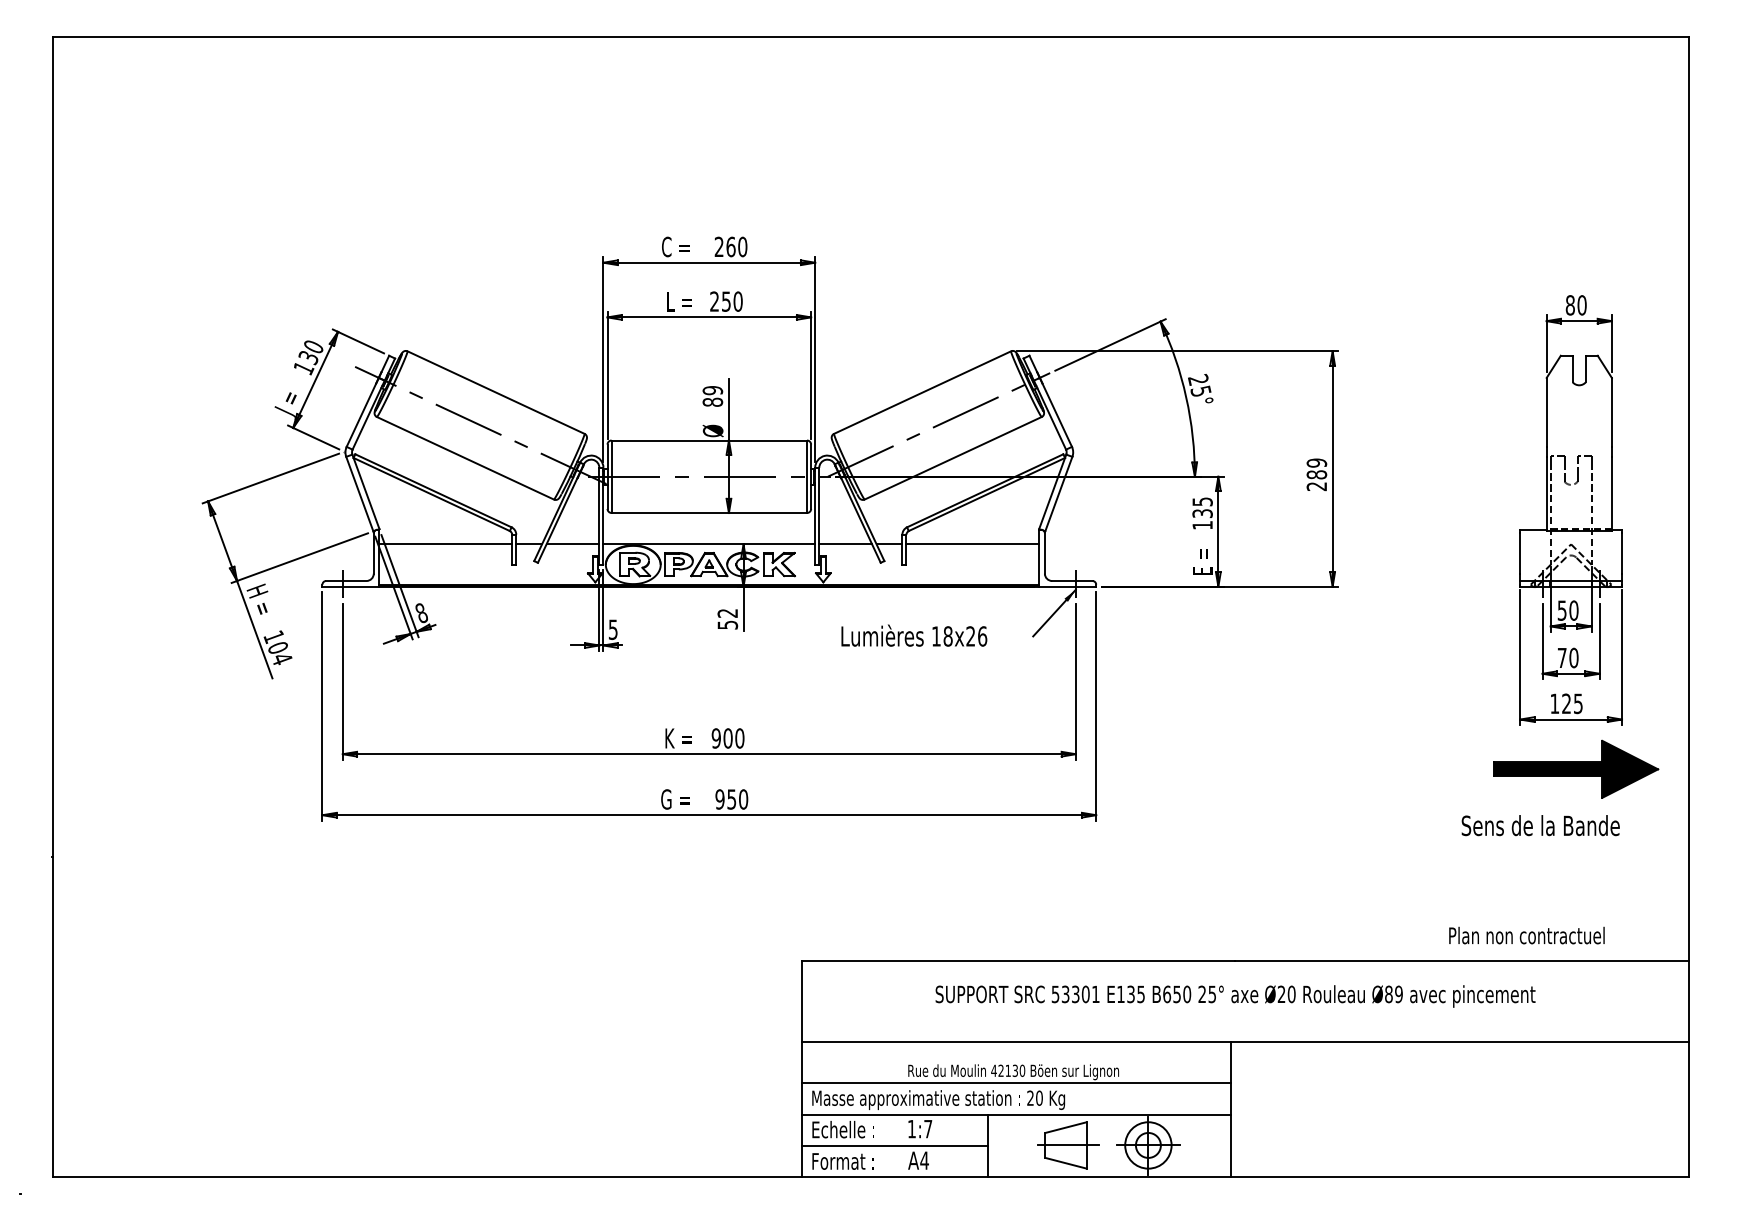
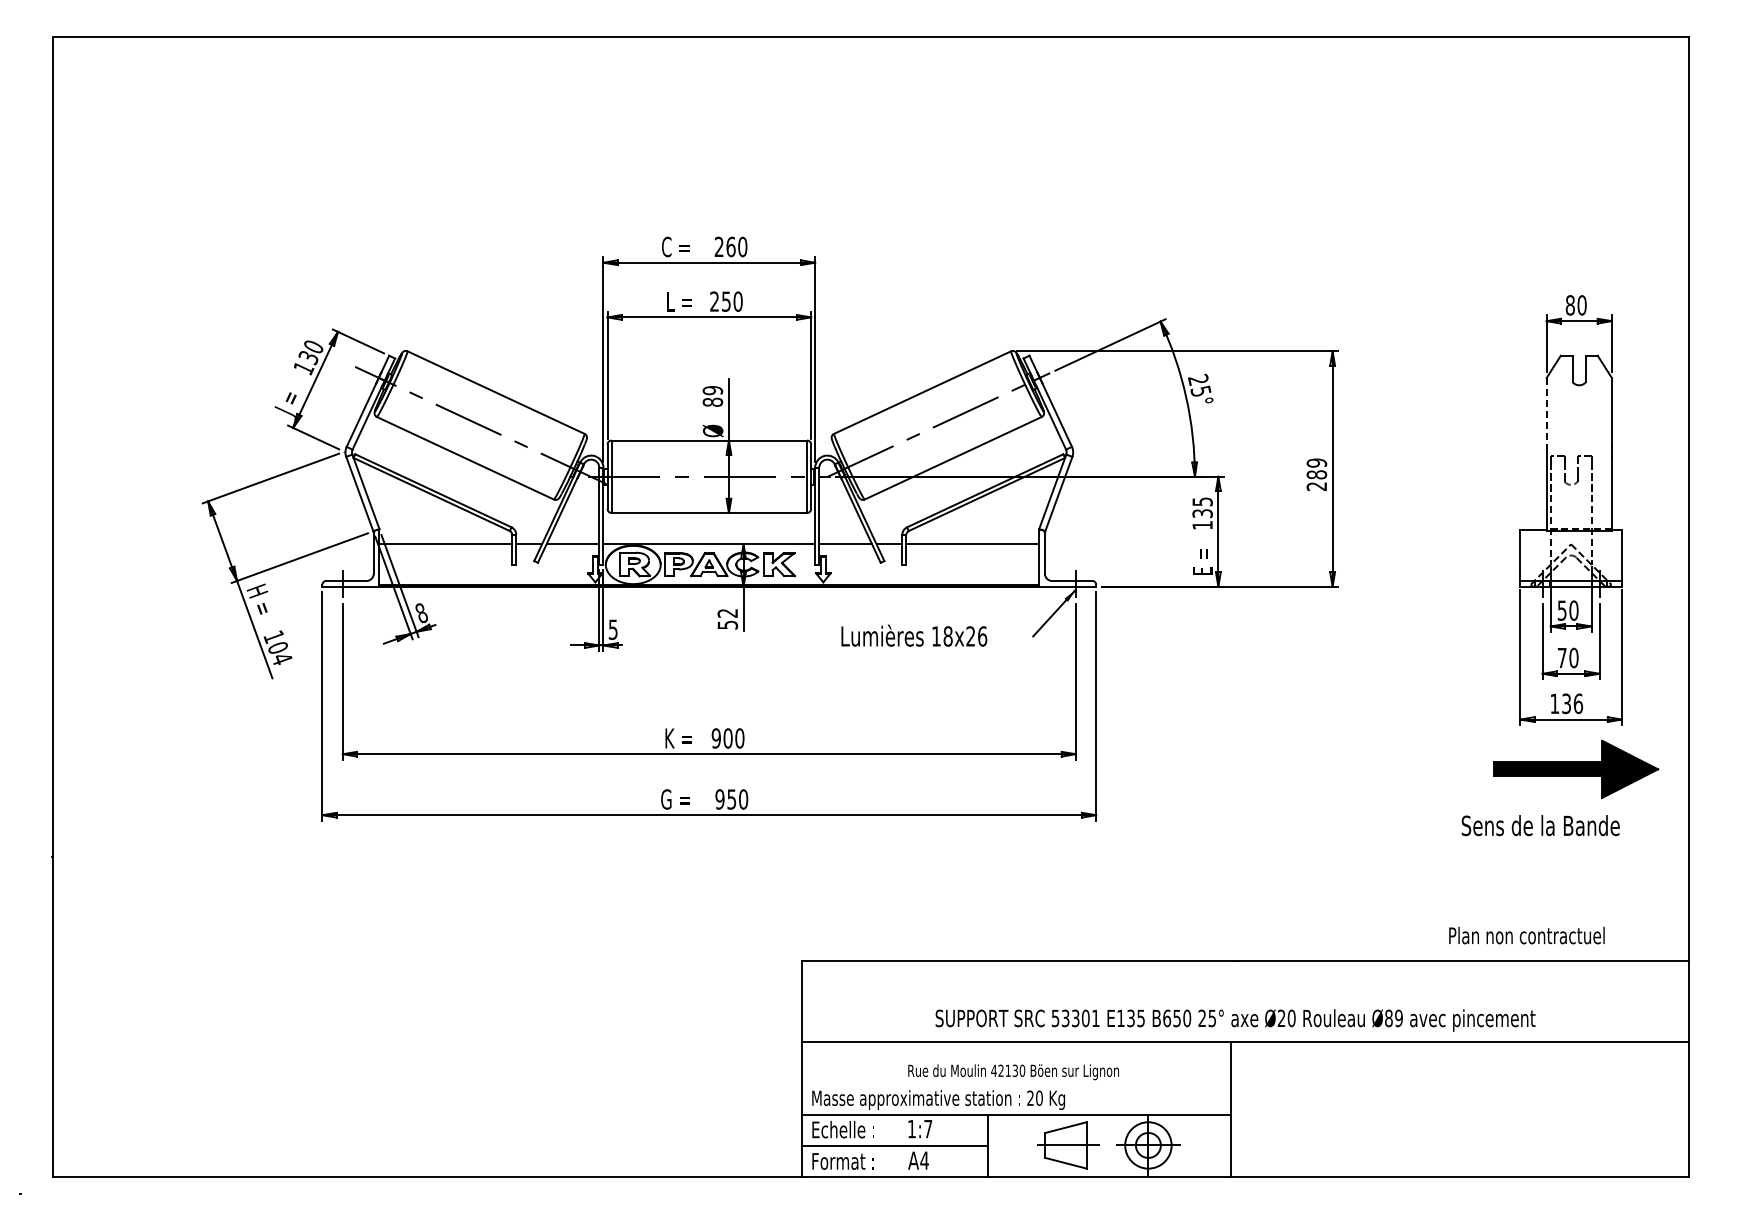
line: solid -> dashed (1546, 412)
text: 125 -> 136 (1572, 703)
text position: (1235, 996) -> (1235, 1020) (1235, 1020)
line: present -> none (1015, 1083)
